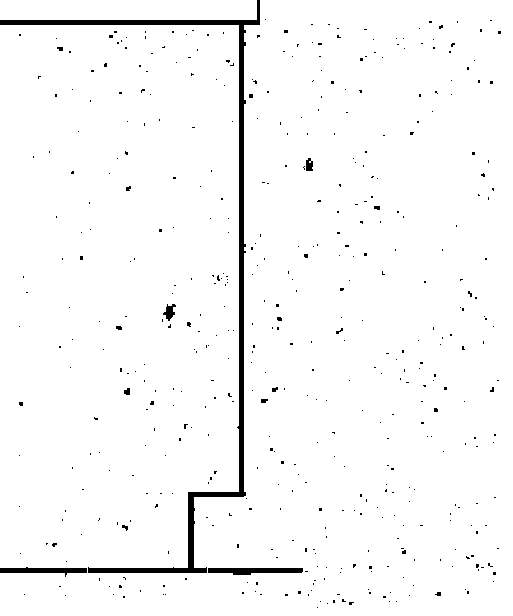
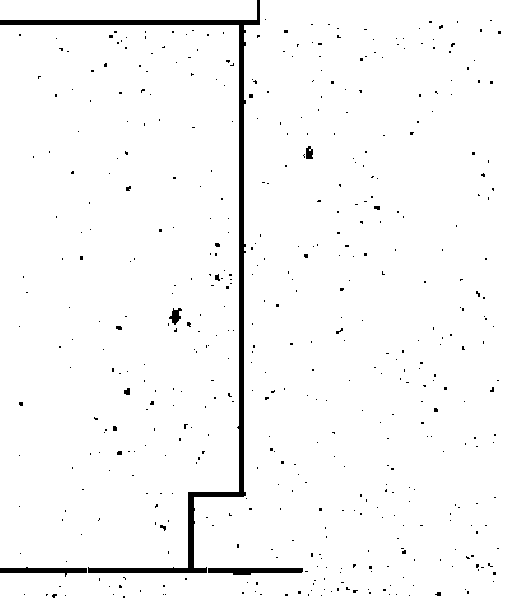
part size: 14x6 px -> 10x4 px (63, 49)
part position: (307, 164) -> (307, 152) (307, 152)
part size: 16x13 px -> 23x19 px (220, 279)
part position: (472, 294) -> (480, 294) (480, 294)
part position: (168, 315) -> (174, 319) (174, 319)
part position: (276, 323) -> (214, 249) (214, 249)
part position: (127, 370) -> (119, 370) (119, 370)
part size: 17x16 px -> 10x10 px (269, 394)
part: none -> present (110, 429)
part: none -> present (125, 452)
part position: (212, 477) -> (200, 457) (200, 457)
part position: (123, 525) -> (161, 525) (161, 525)
part position: (51, 544) -> (51, 595) (51, 595)
part position: (310, 550) -> (316, 555) (316, 555)
part position: (389, 596) -> (389, 589) (389, 589)
part position: (335, 600) -> (339, 588) (339, 588)
